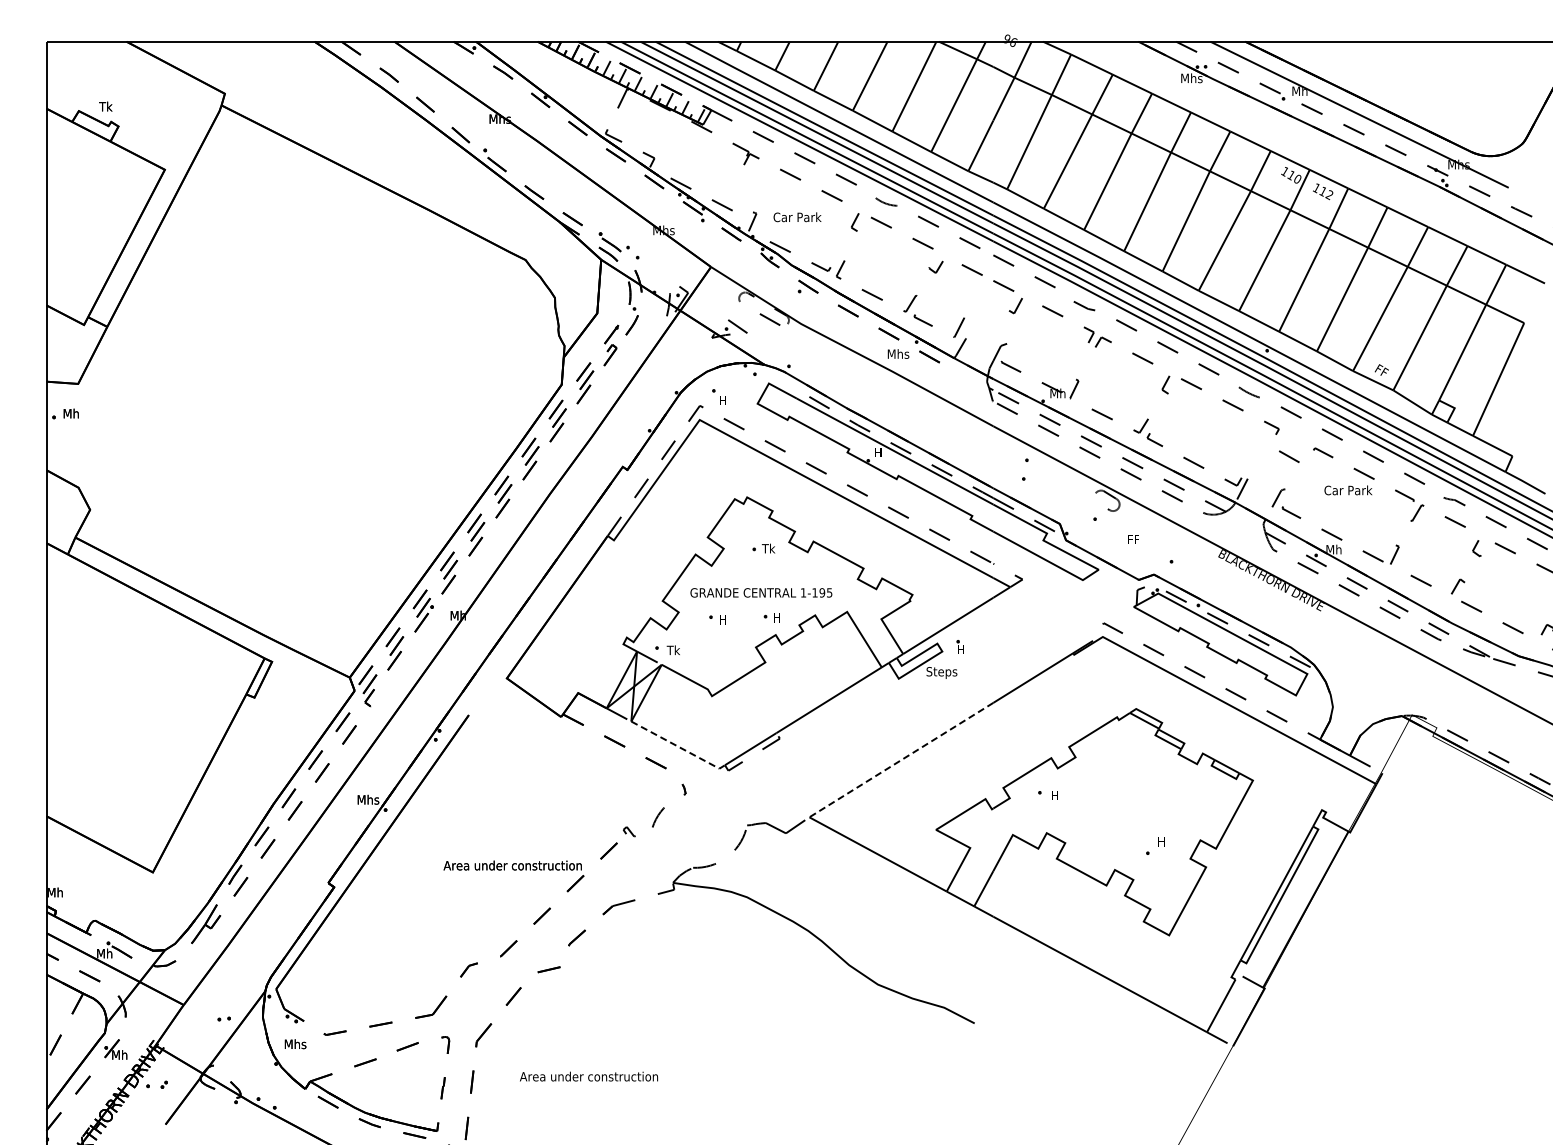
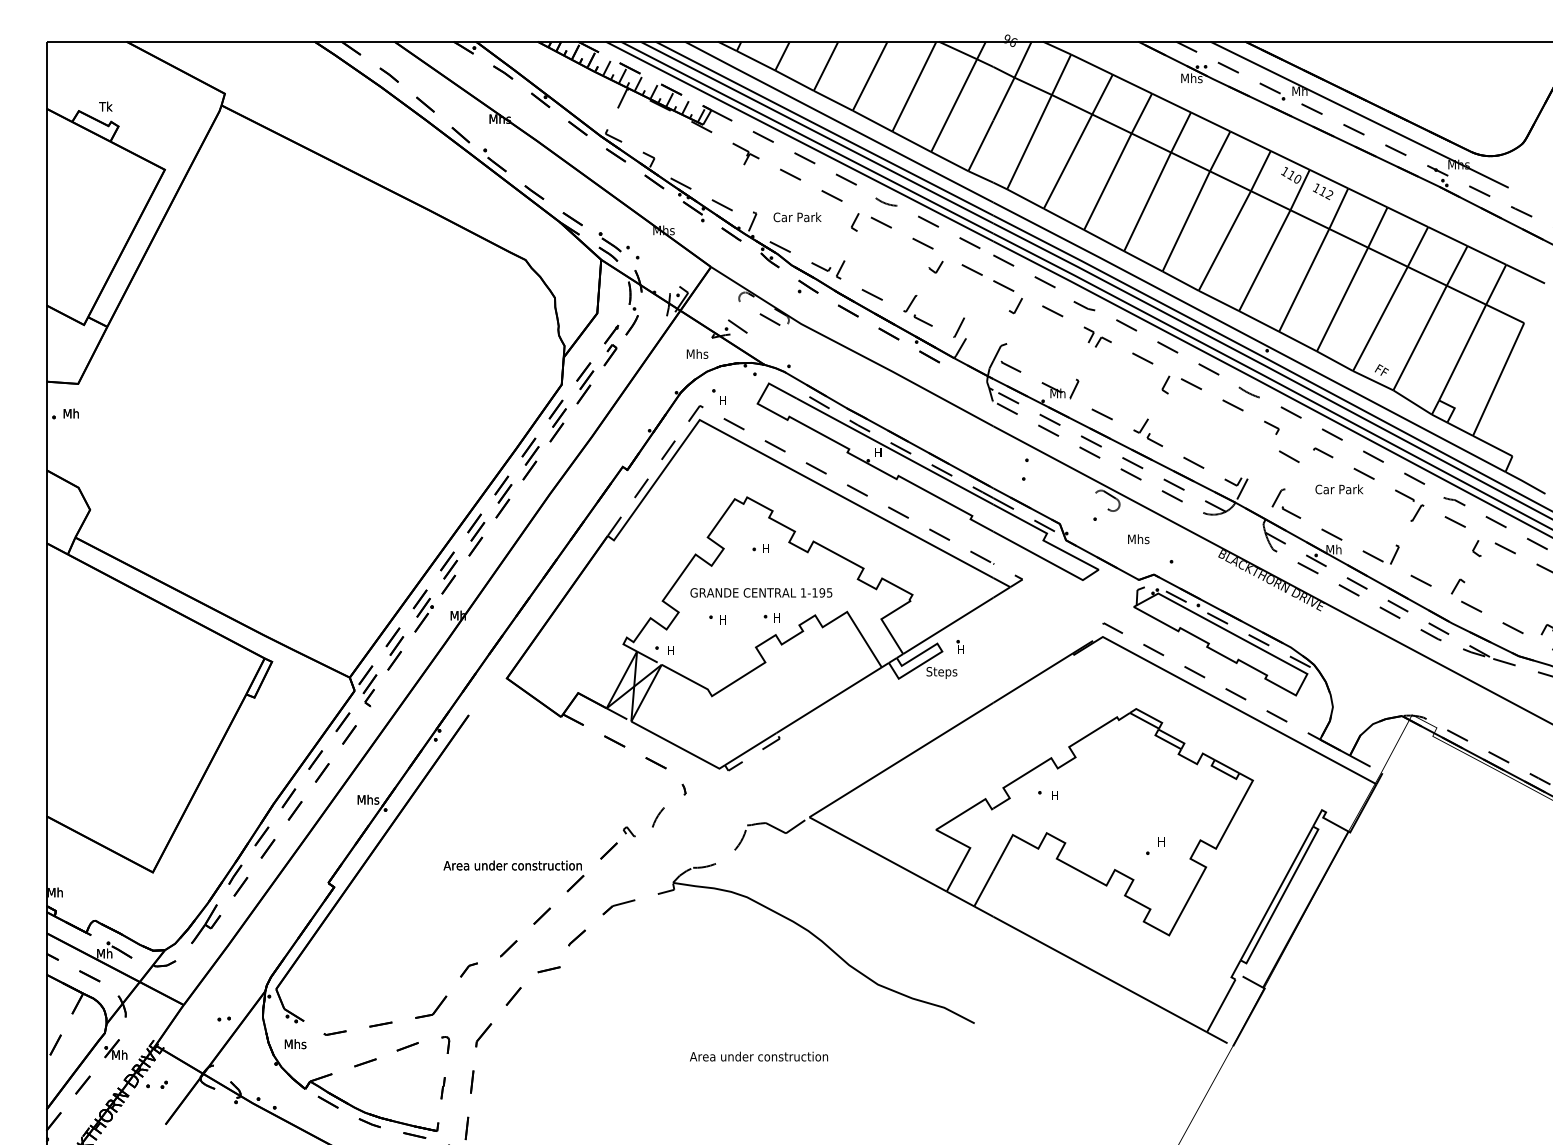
text position: (898, 353) -> (697, 353) (697, 353)
text position: (1348, 490) -> (1339, 489) (1339, 489)
text: FF -> Mhs (1138, 539)
text: Tk -> H (768, 548)
text: Tk -> H (672, 650)
line: dashed -> solid (678, 747)
line: dashed -> solid (900, 760)
text position: (589, 1076) -> (759, 1056) (759, 1056)
